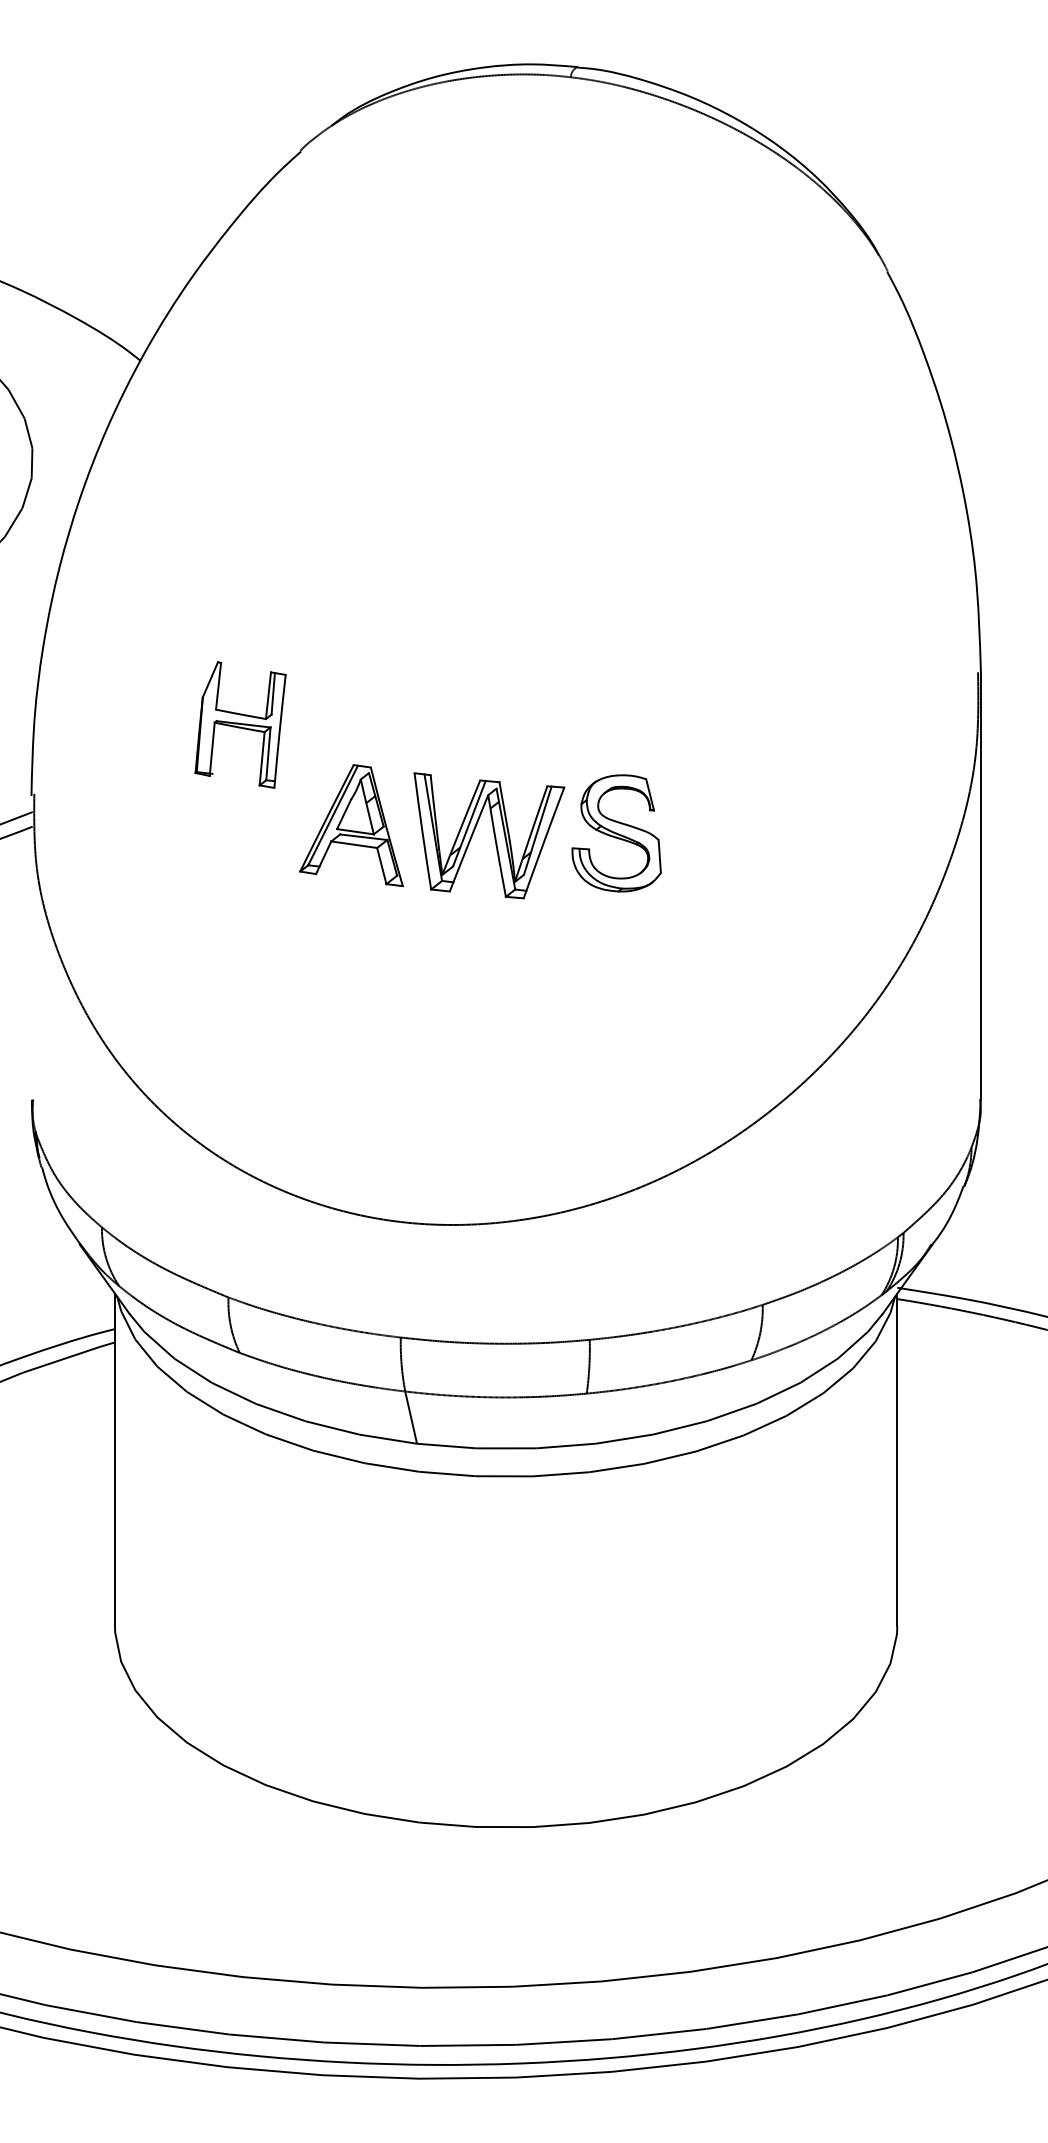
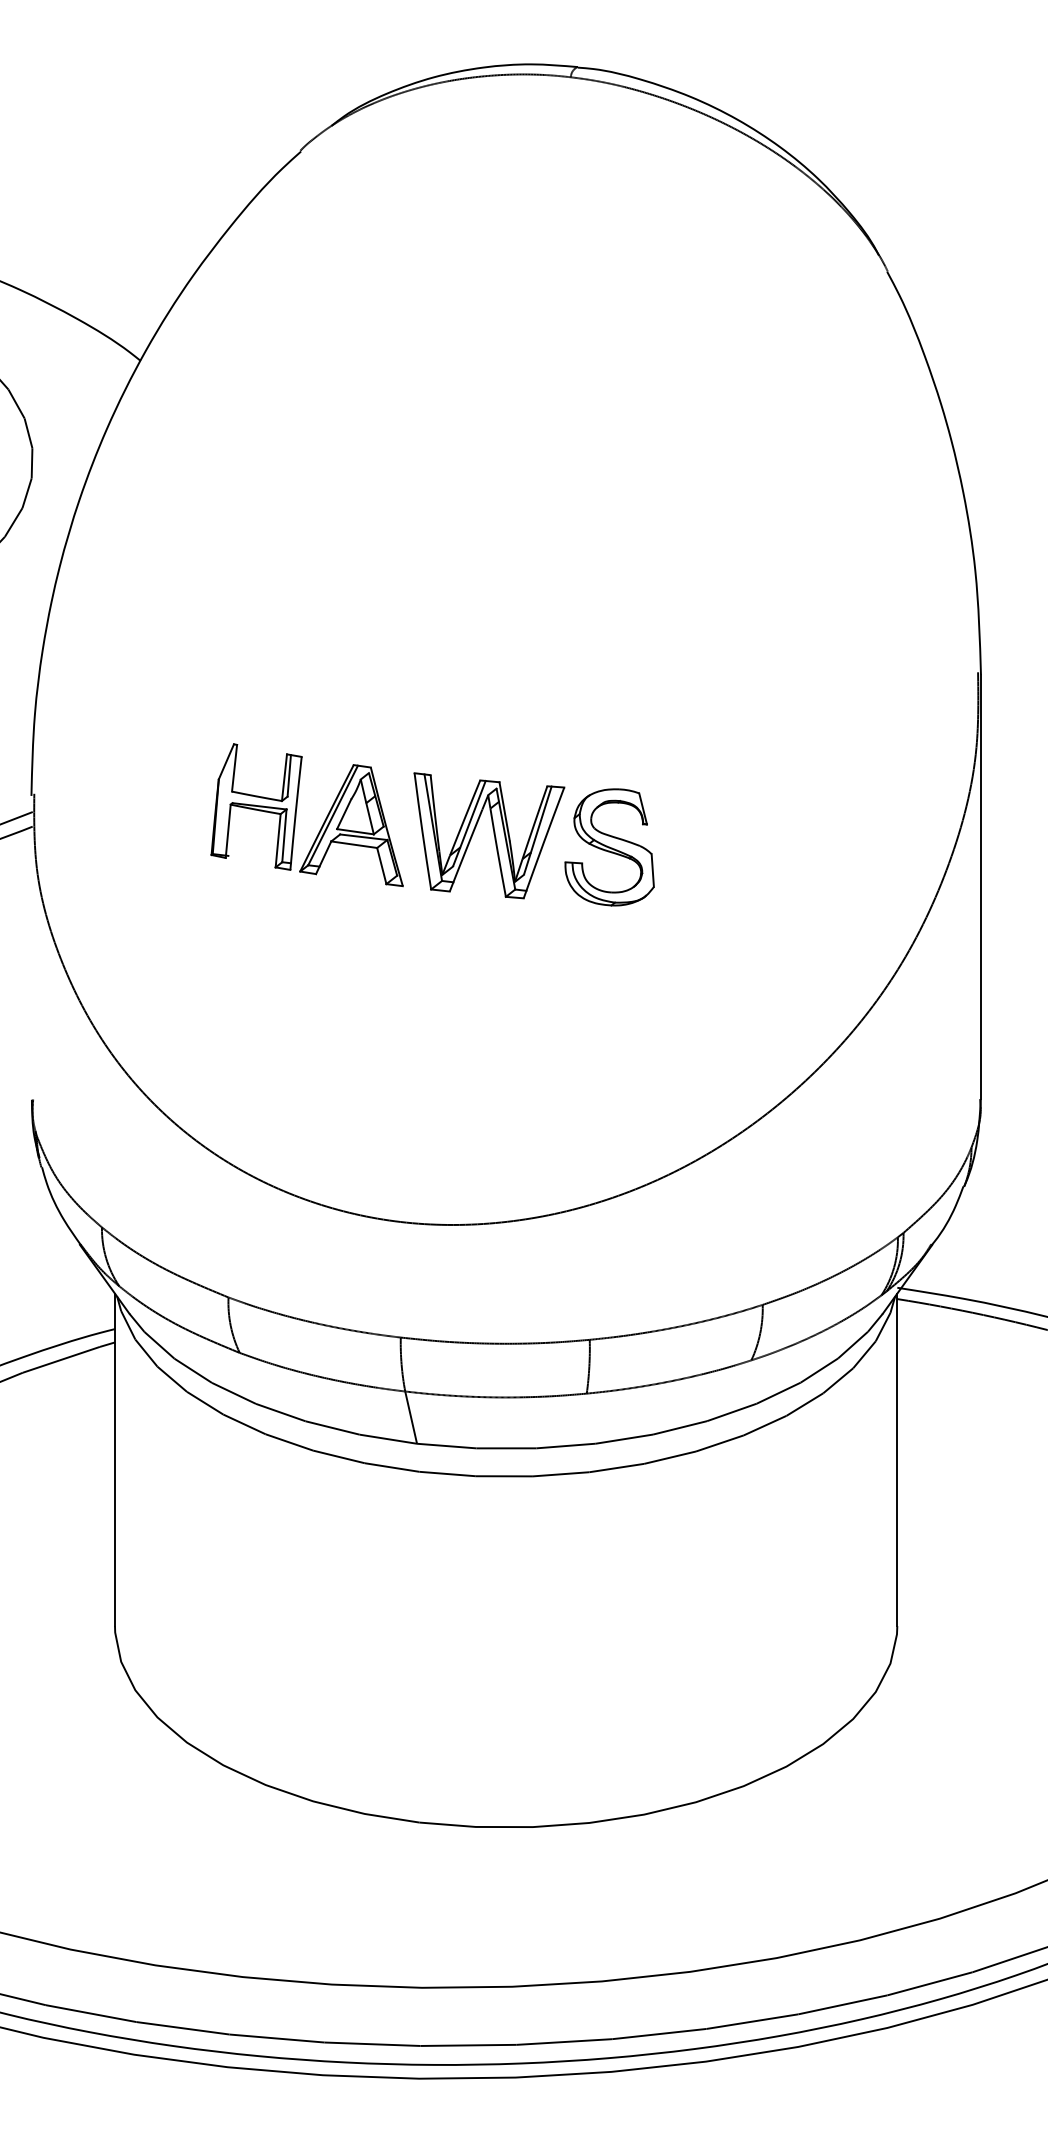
part position: (240, 724) -> (256, 806) (256, 806)
part position: (616, 833) -> (609, 847) (609, 847)
